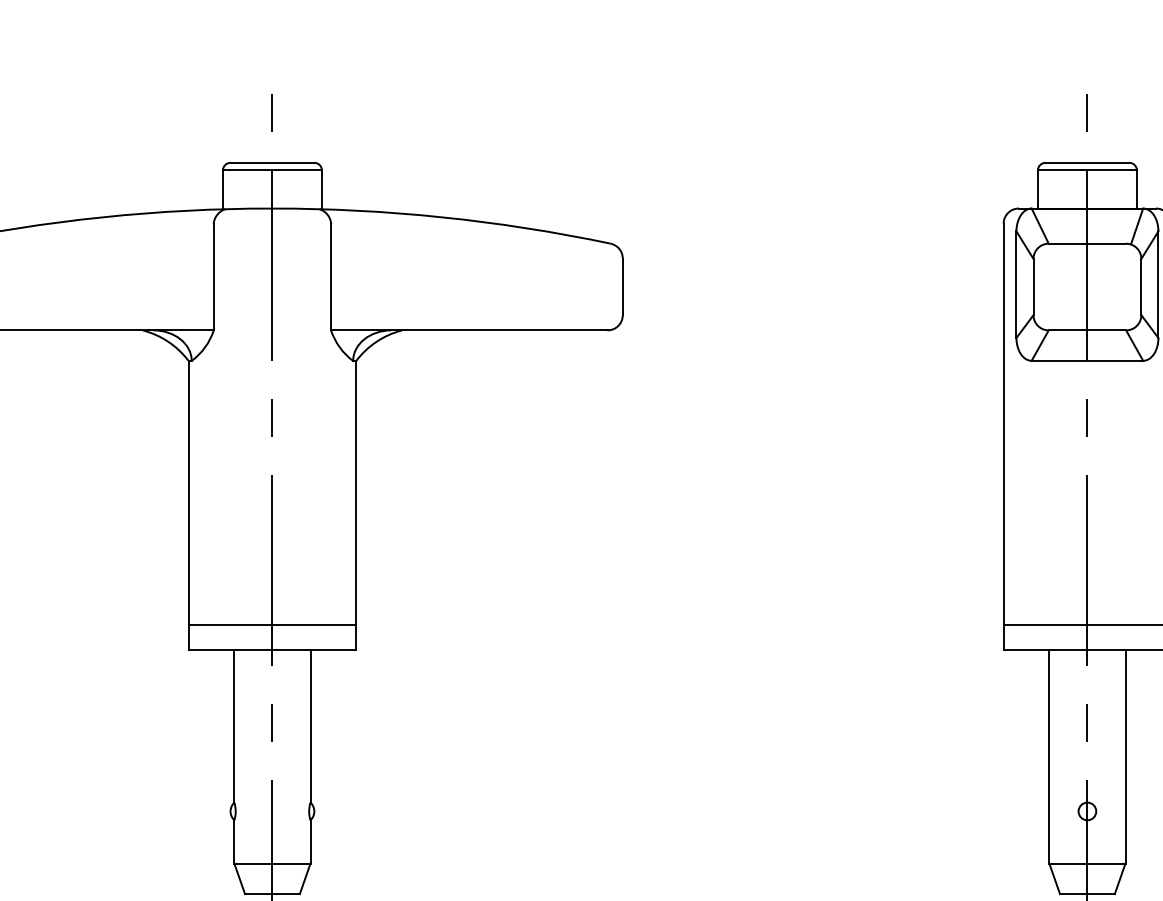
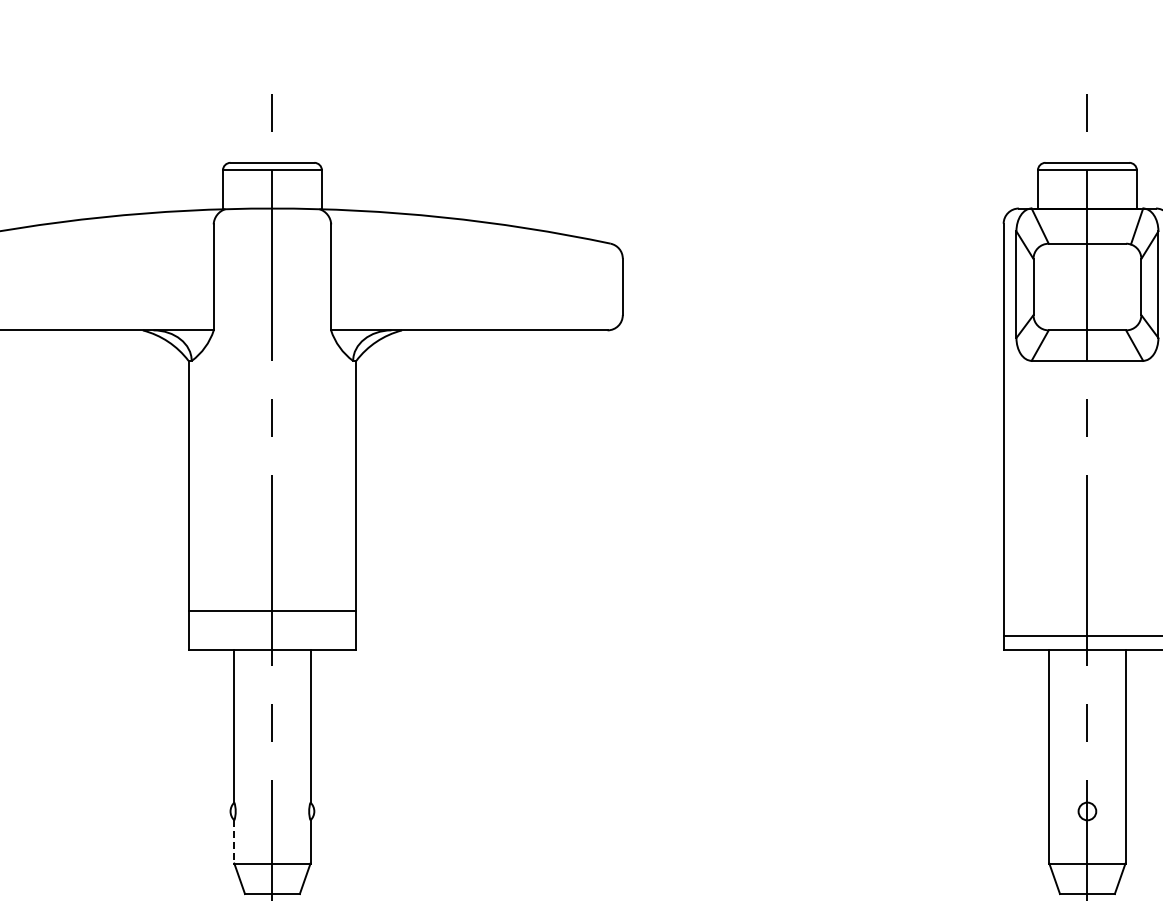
line position: (272, 625) -> (272, 611) (272, 611)
line position: (1081, 625) -> (1081, 636) (1081, 636)
line: solid -> dashed (234, 841)
